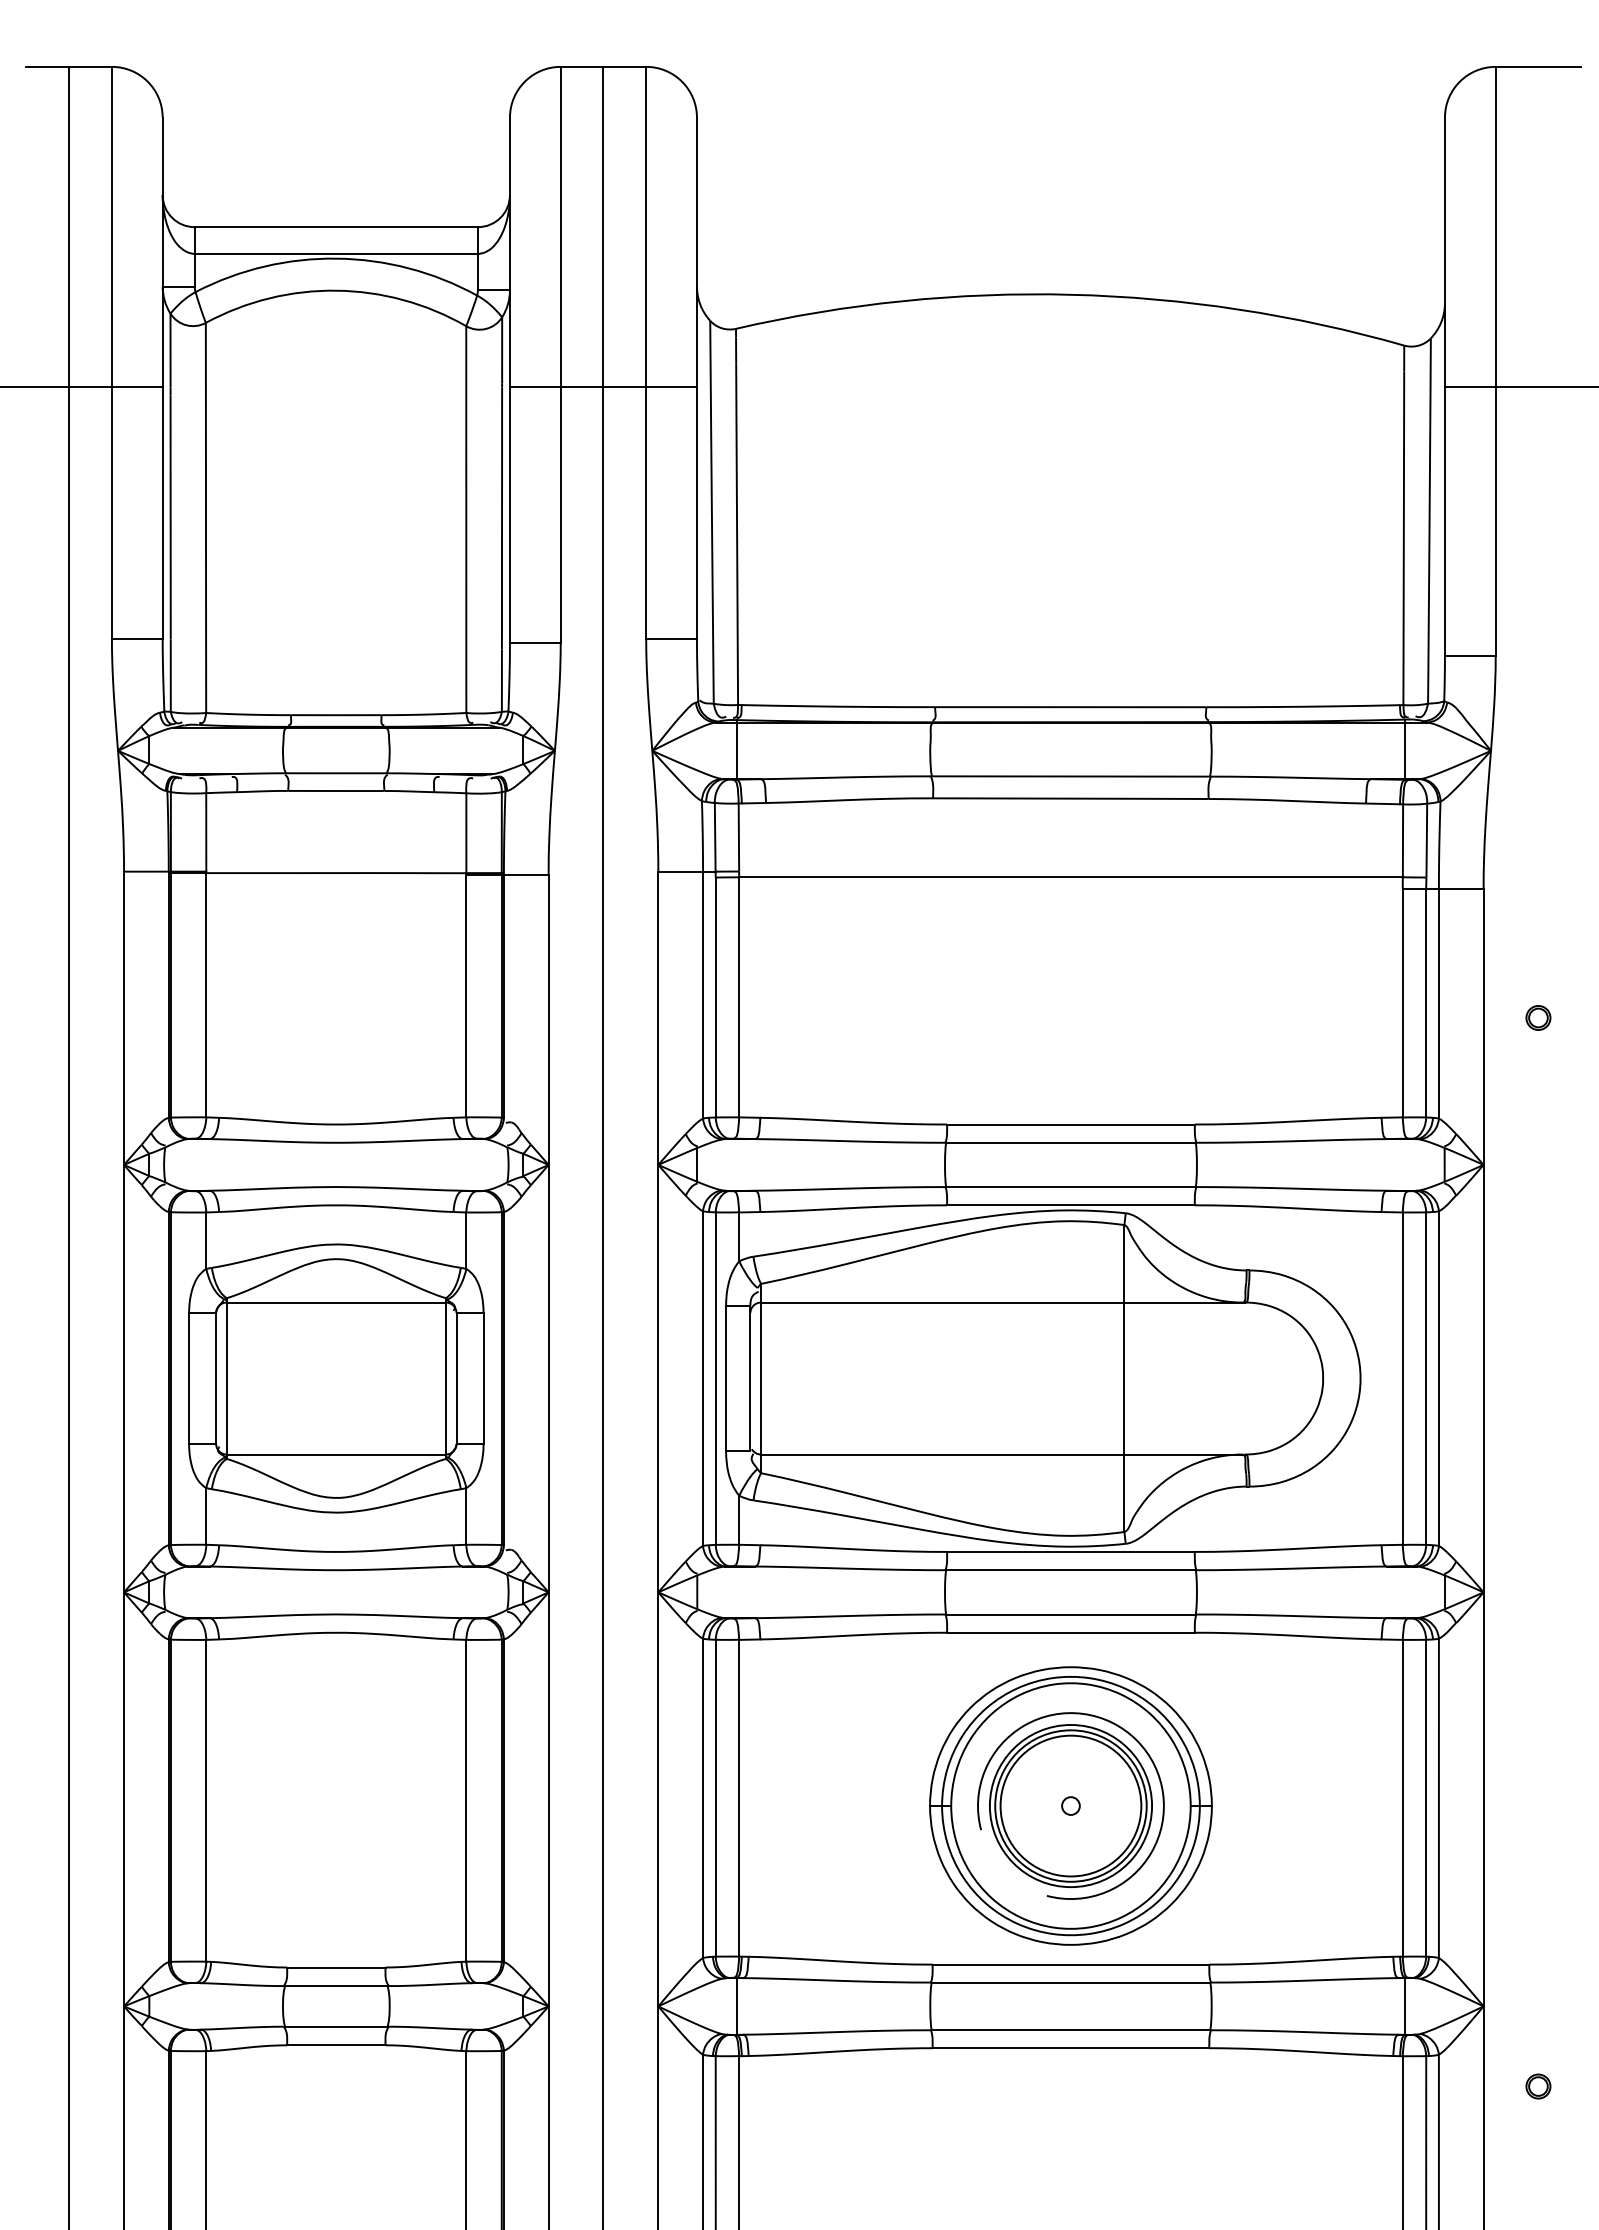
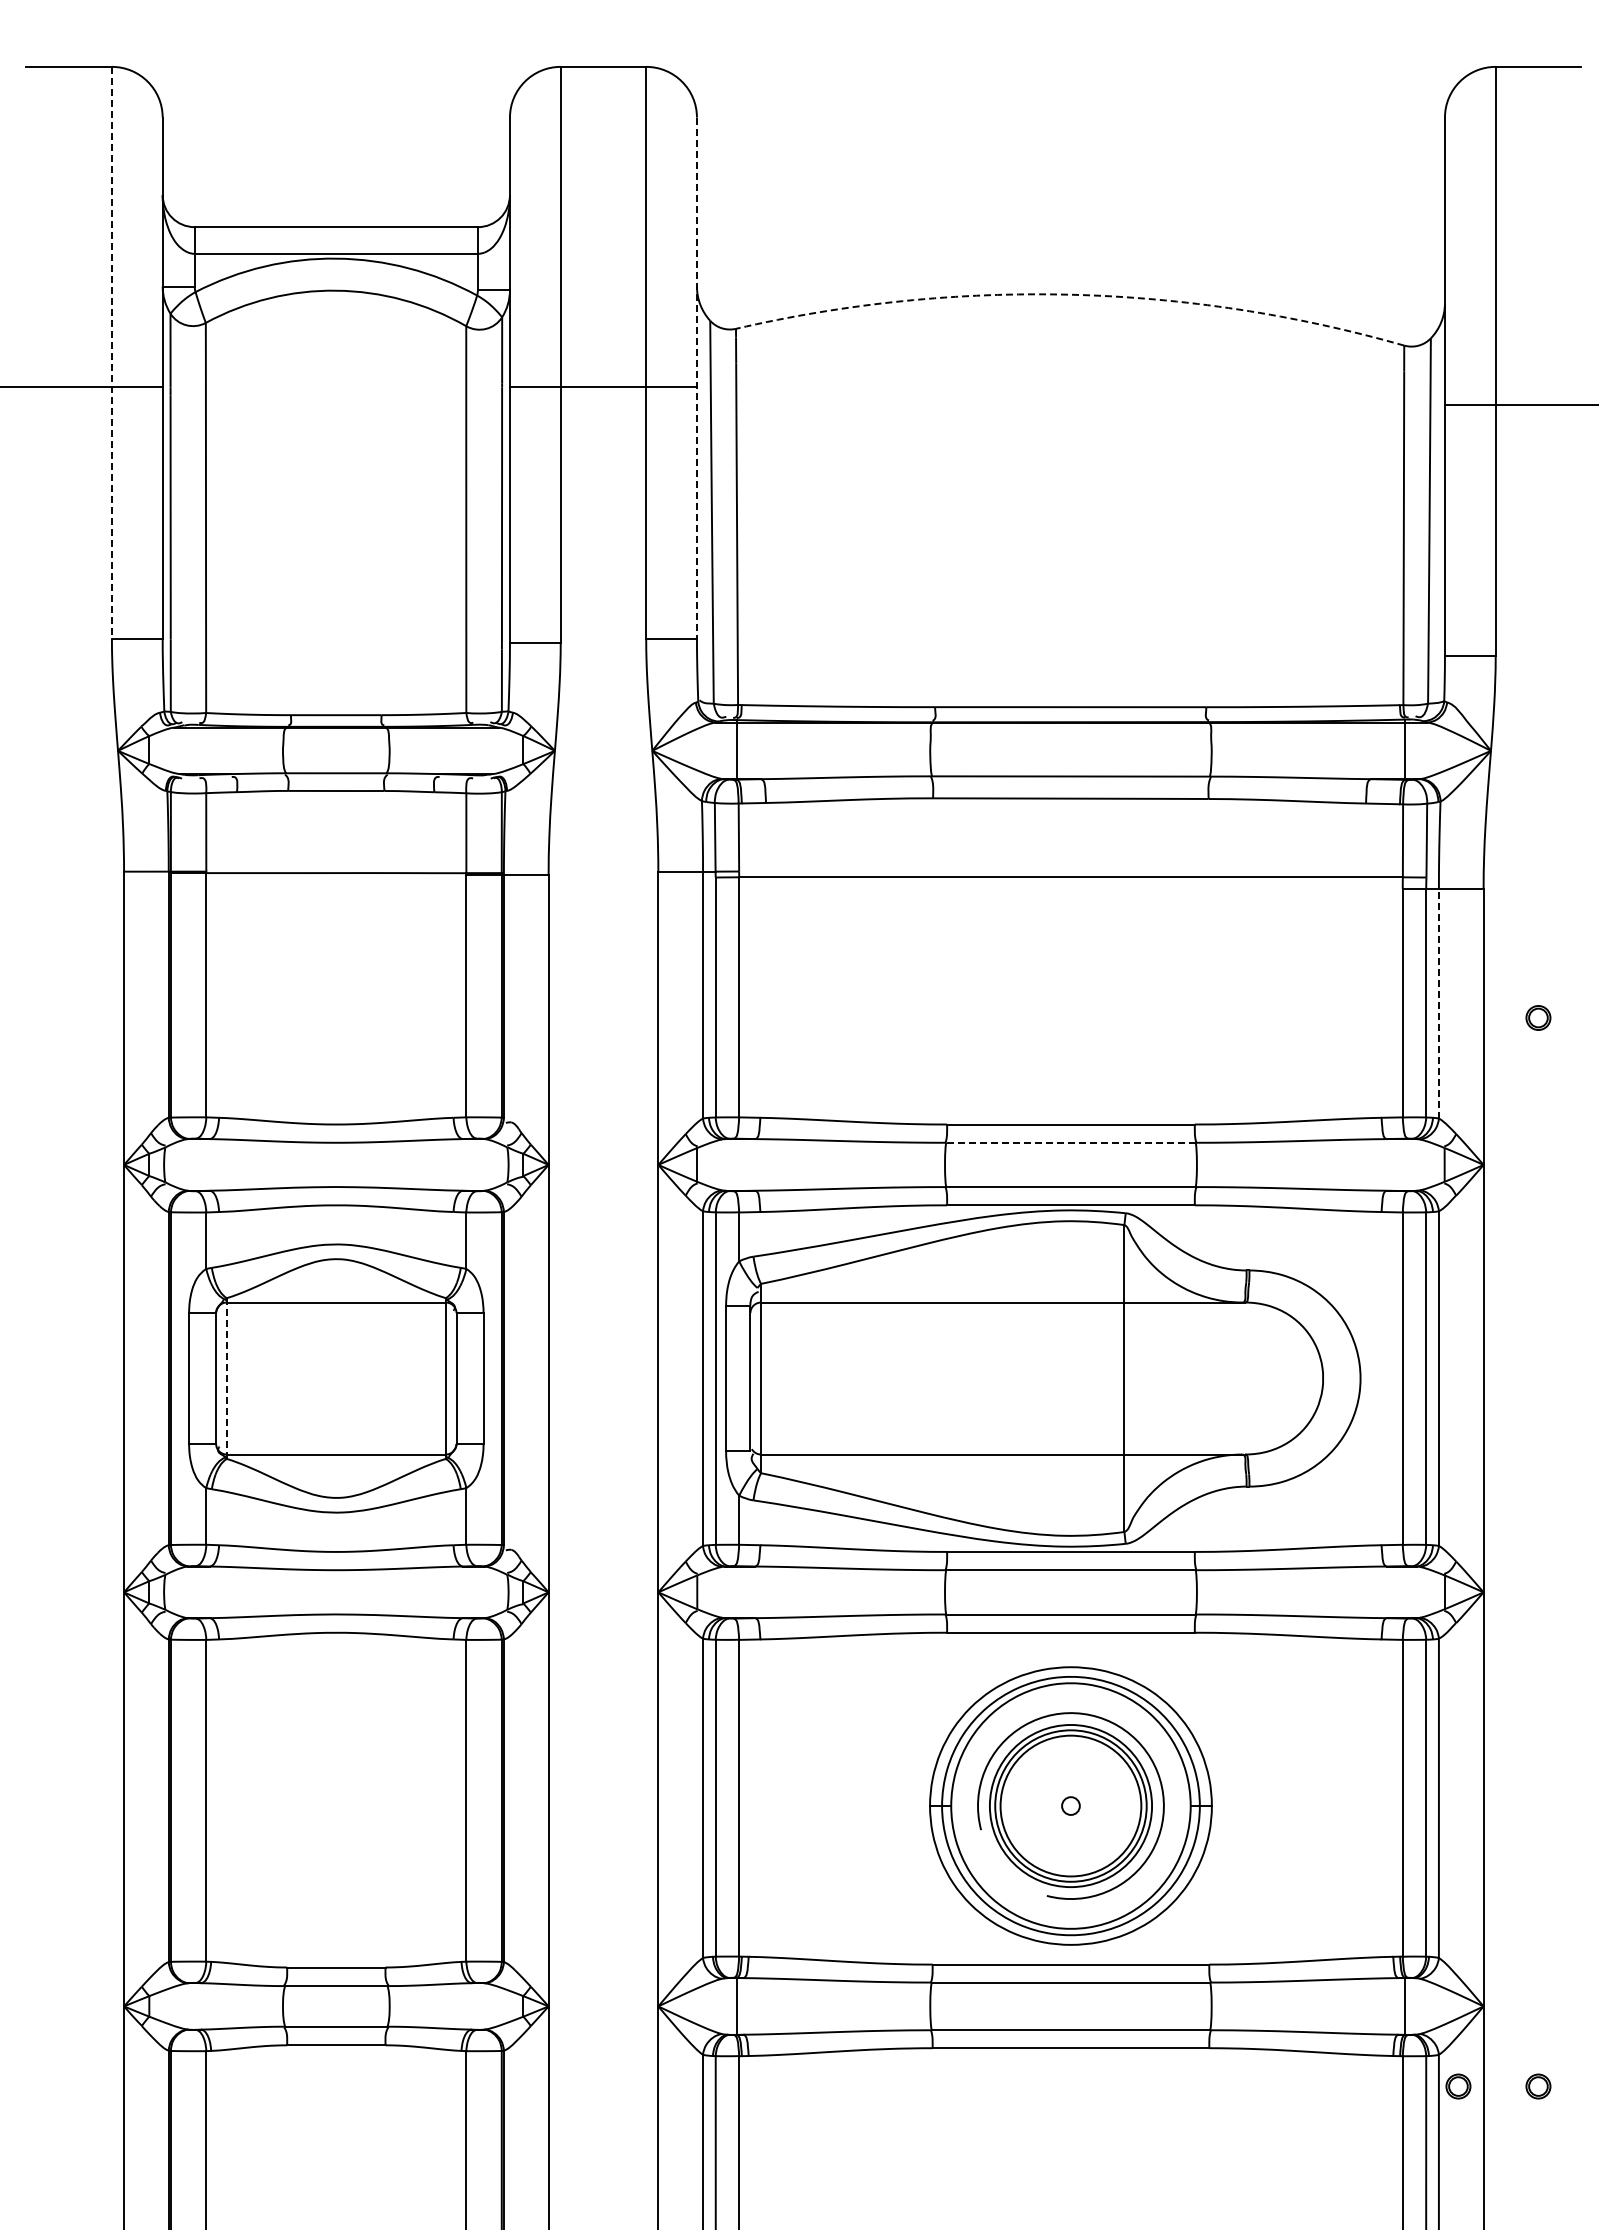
arc: solid -> dashed (1071, 294)
line: solid -> dashed (111, 353)
line: solid -> dashed (696, 378)
line position: (1519, 387) -> (1519, 405) (1519, 405)
line: solid -> dashed (1438, 1003)
line: solid -> dashed (1070, 1142)
line: present -> none (69, 1146)
line: present -> none (603, 1146)
line: solid -> dashed (226, 1379)
part: none -> present (1458, 2086)
